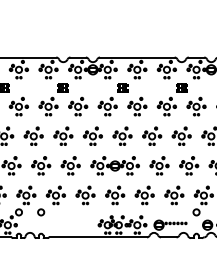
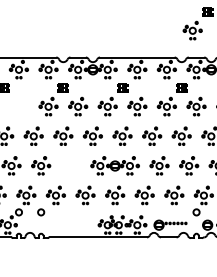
part: none -> present (197, 23)
part: present -> none (18, 106)
part: present -> none (70, 165)
